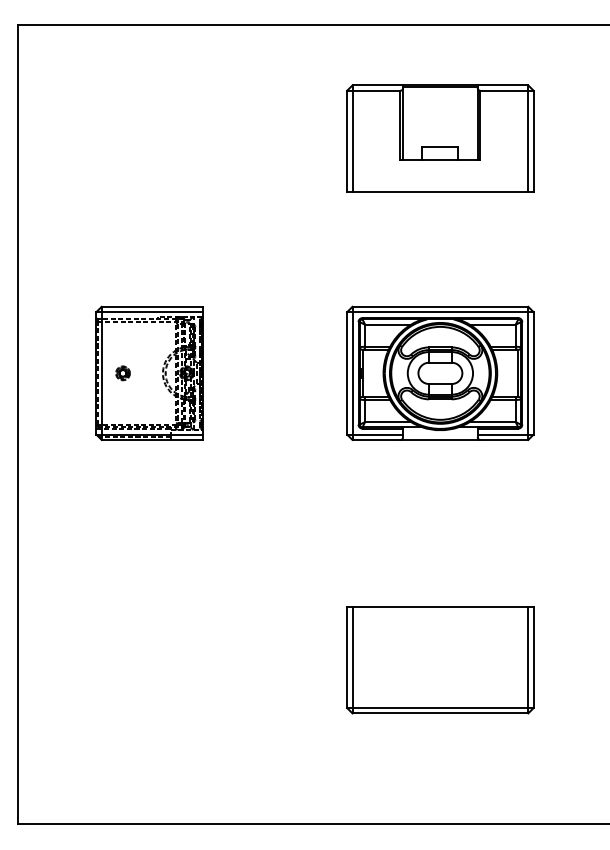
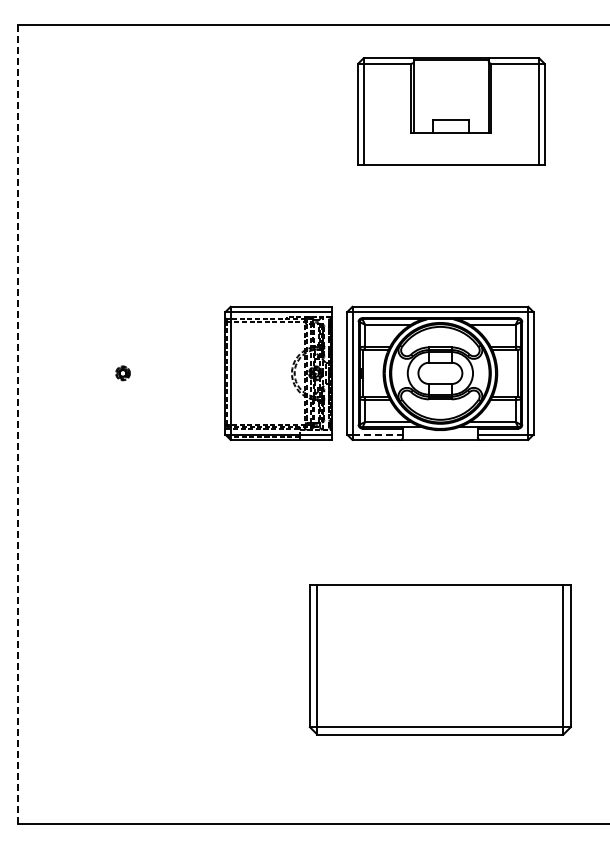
part position: (440, 138) -> (451, 111) (451, 111)
part position: (149, 372) -> (278, 372) (278, 372)
line: solid -> dashed (18, 425)
line: solid -> dashed (378, 434)
part size: 189x109 px -> 264x152 px (439, 659)
